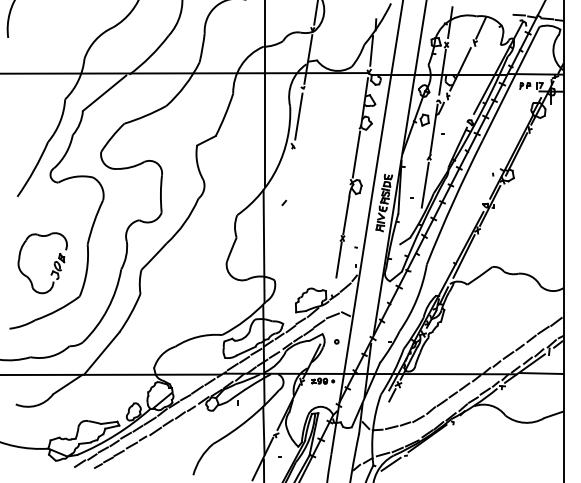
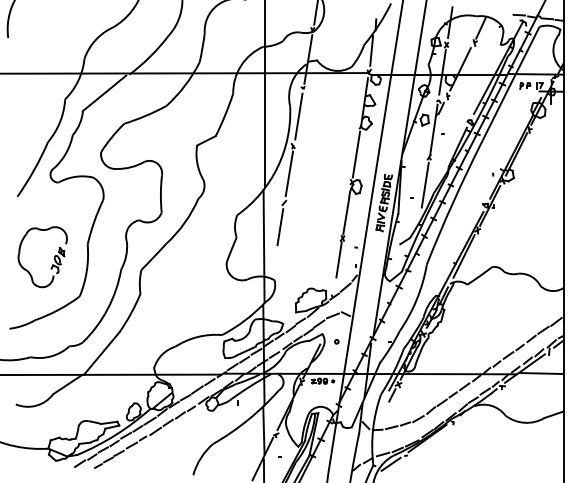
line: none -> present (289, 173)
line: none -> present (280, 227)
part position: (53, 263) -> (53, 257) (53, 257)
